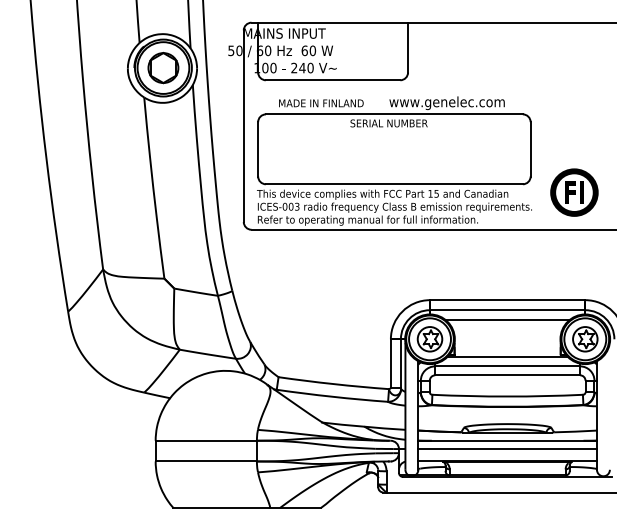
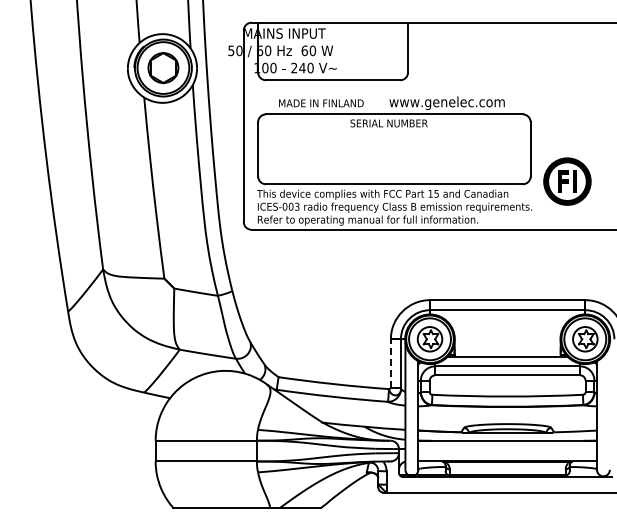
part position: (574, 192) -> (567, 181) (567, 181)
line: present -> none (507, 320)
line: solid -> dashed (390, 362)
line: present -> none (507, 448)
